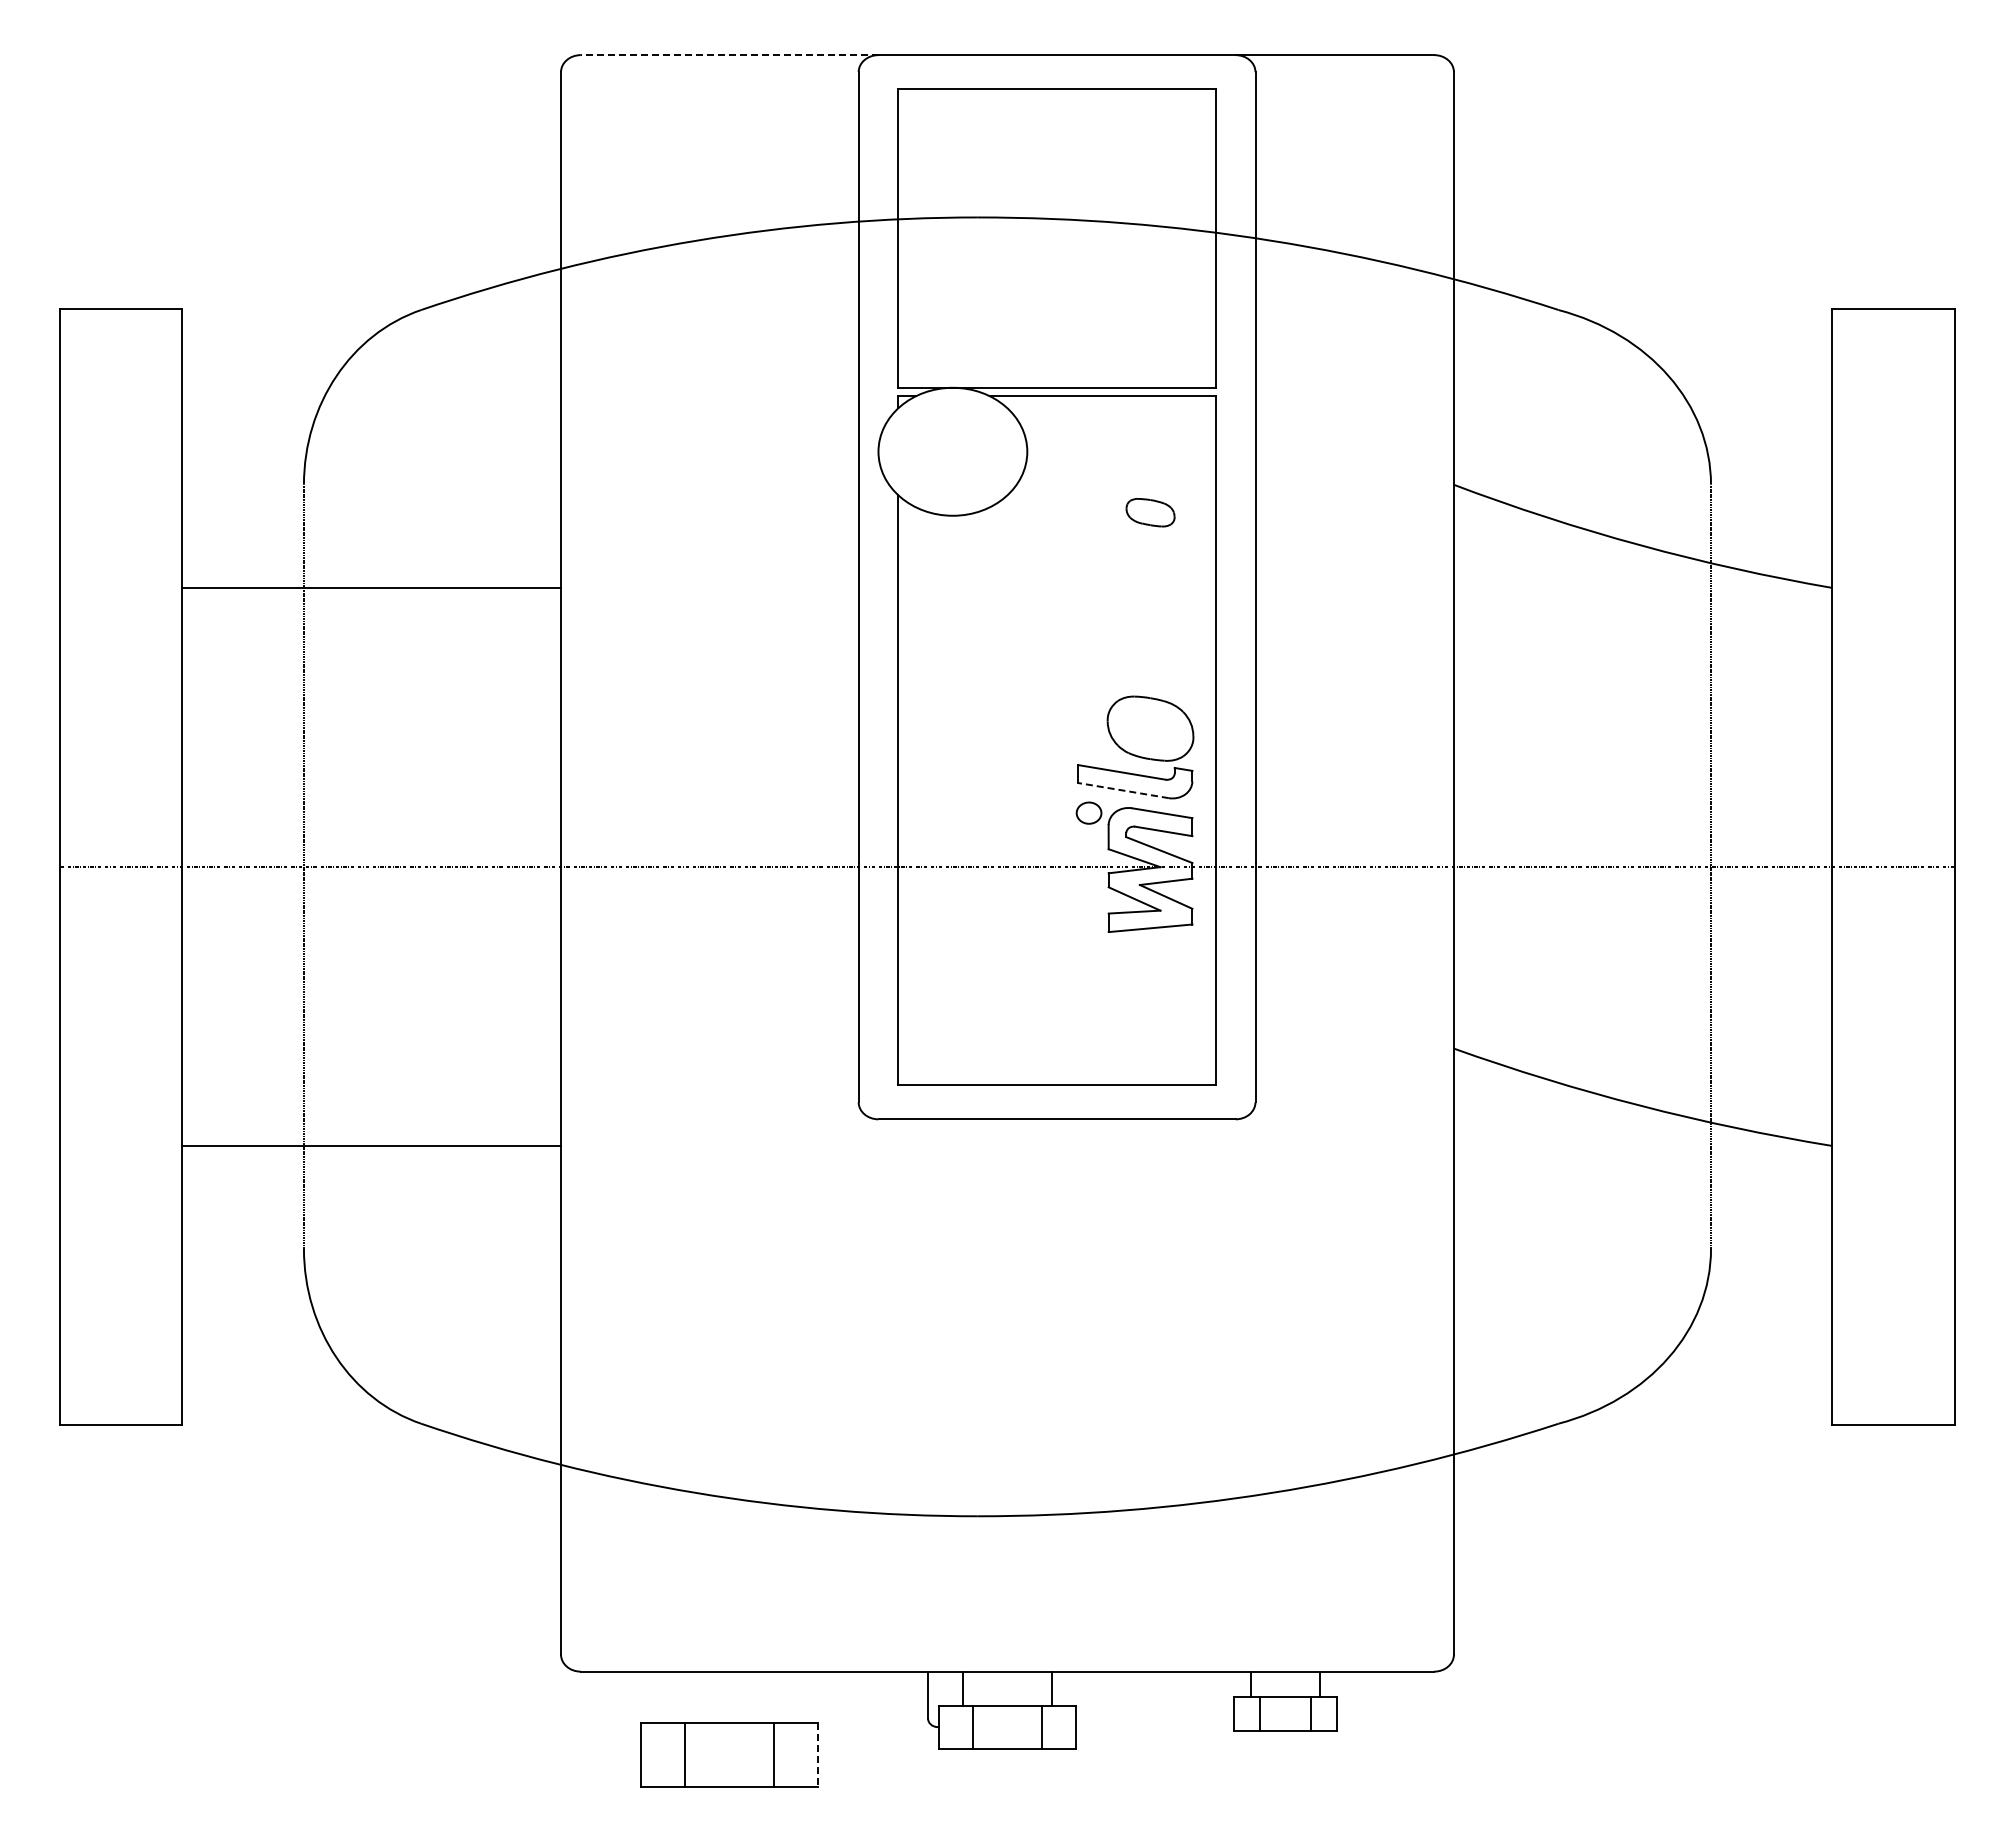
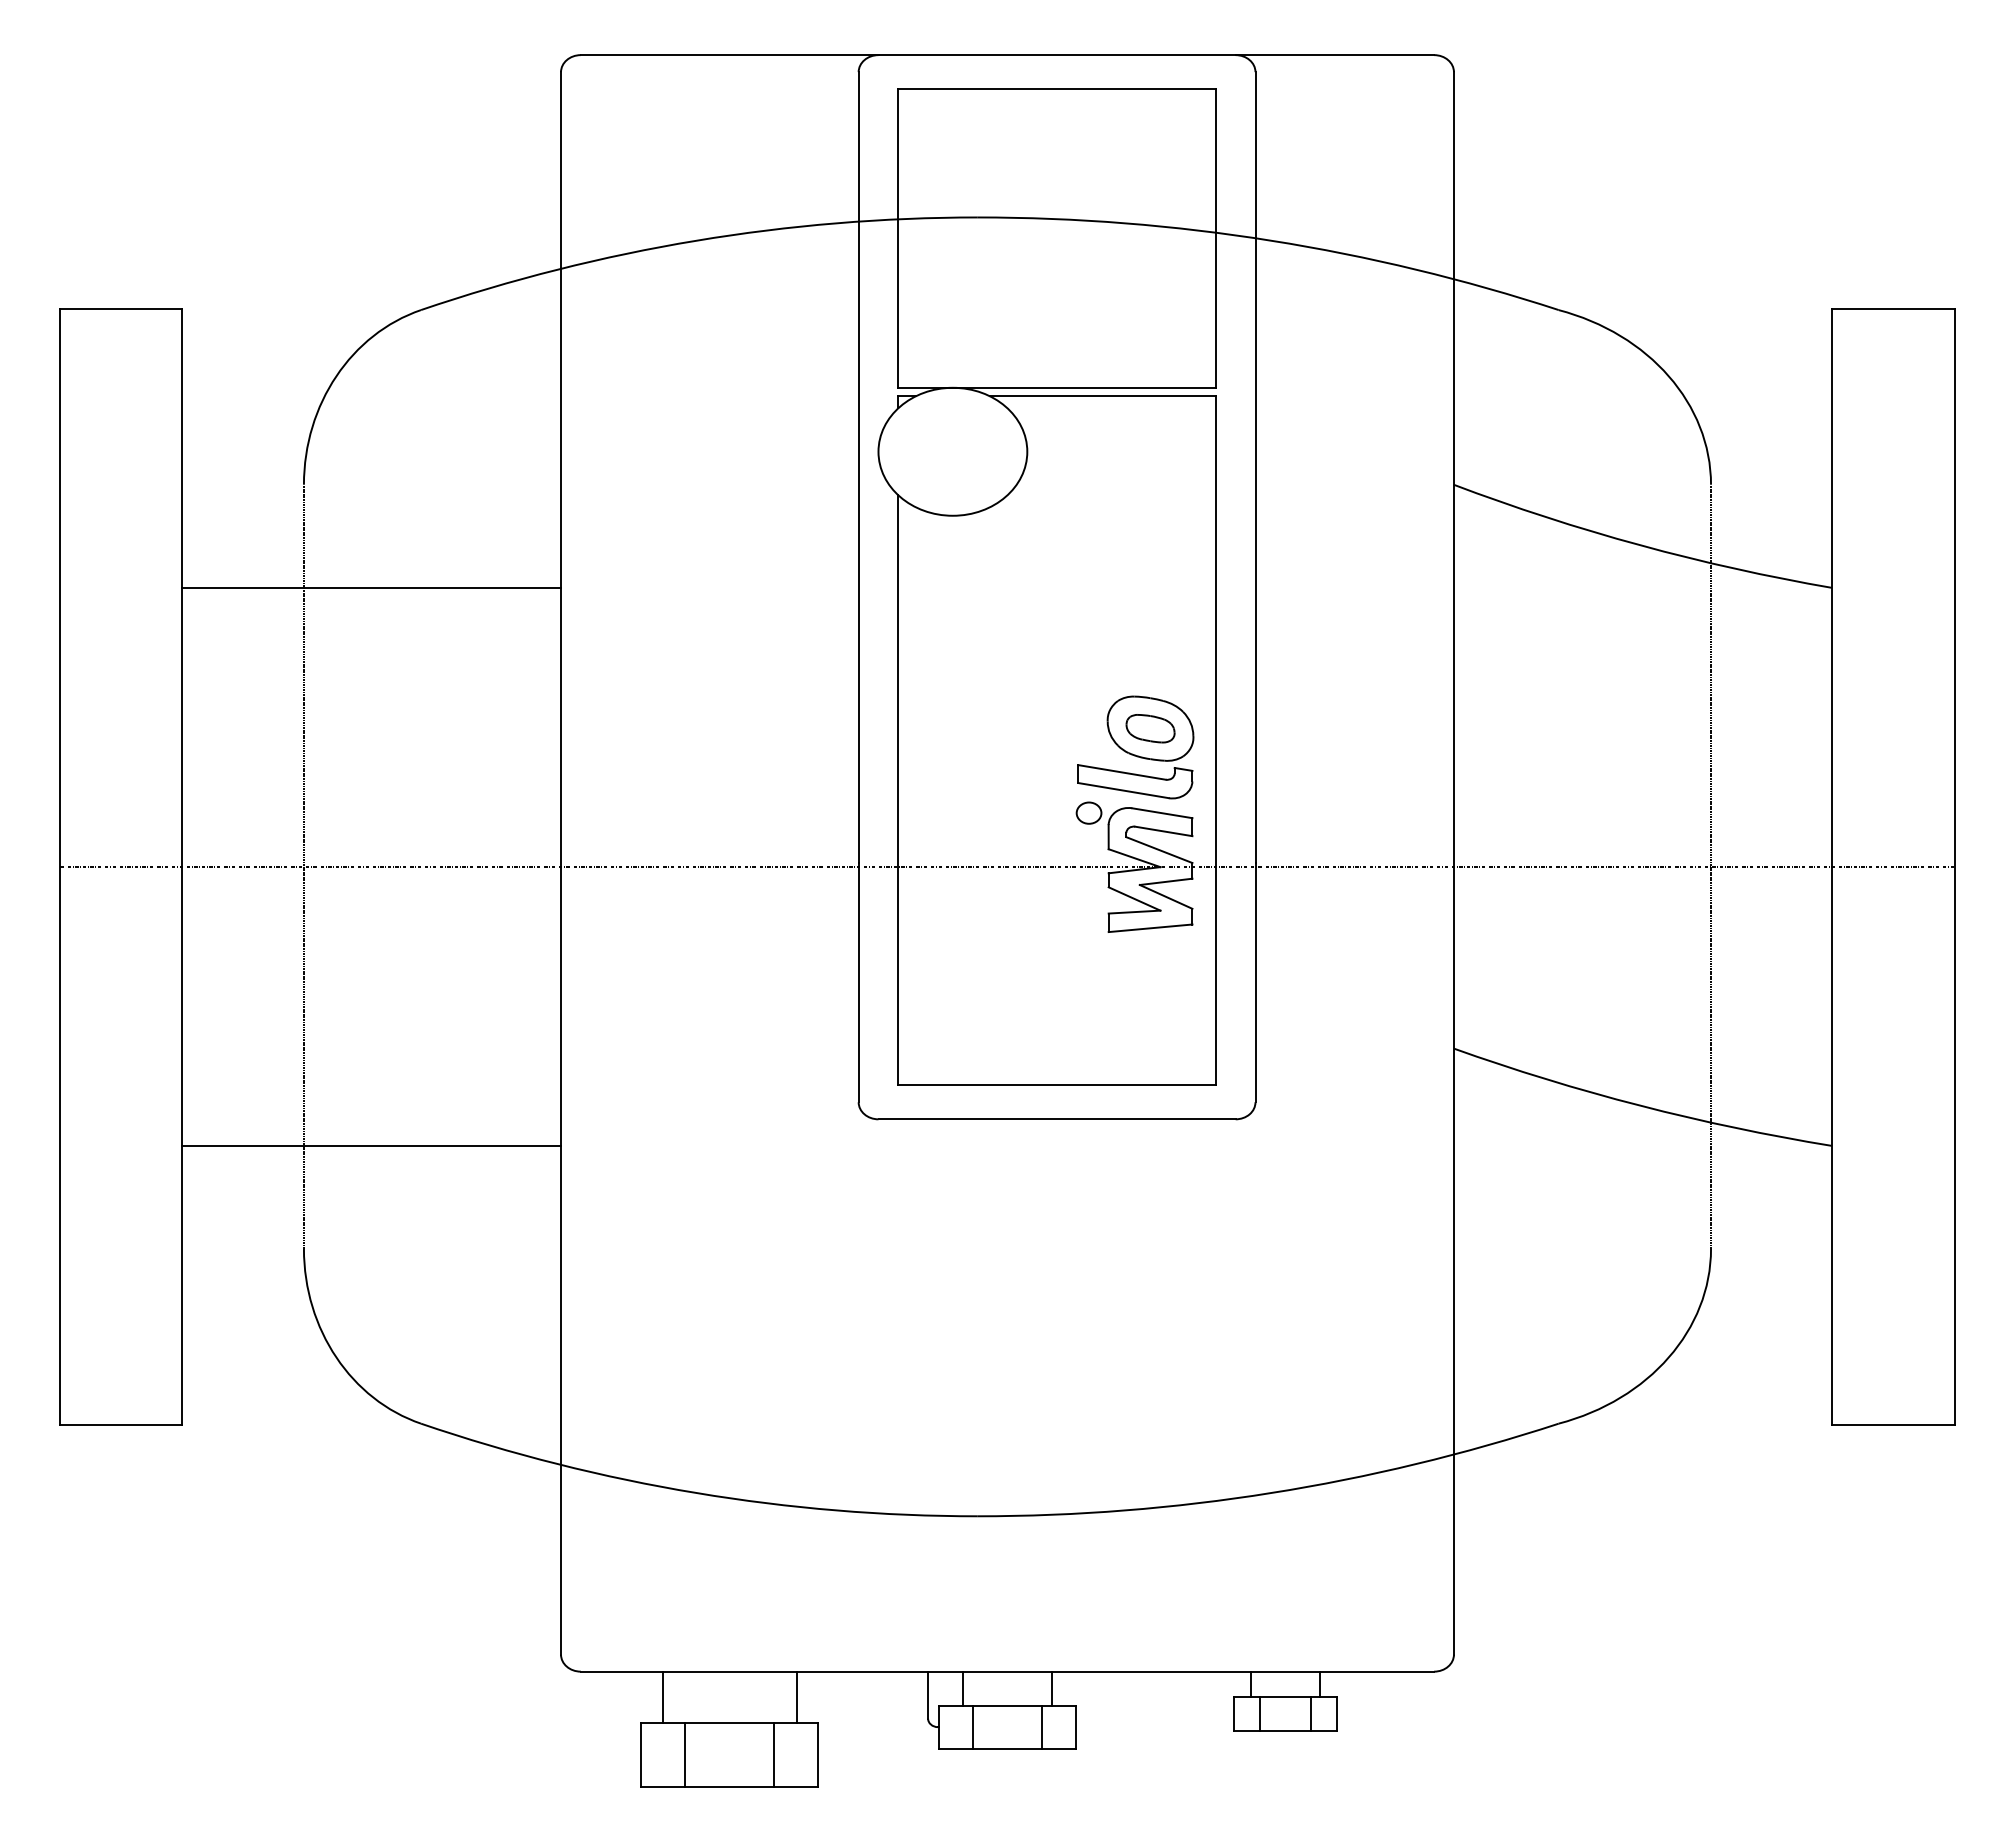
line: dashed -> solid (729, 55)
part position: (1150, 512) -> (1150, 728) (1150, 728)
line: dashed -> solid (1123, 790)
line: none -> present (662, 1696)
line: none -> present (796, 1696)
line: dashed -> solid (818, 1754)
